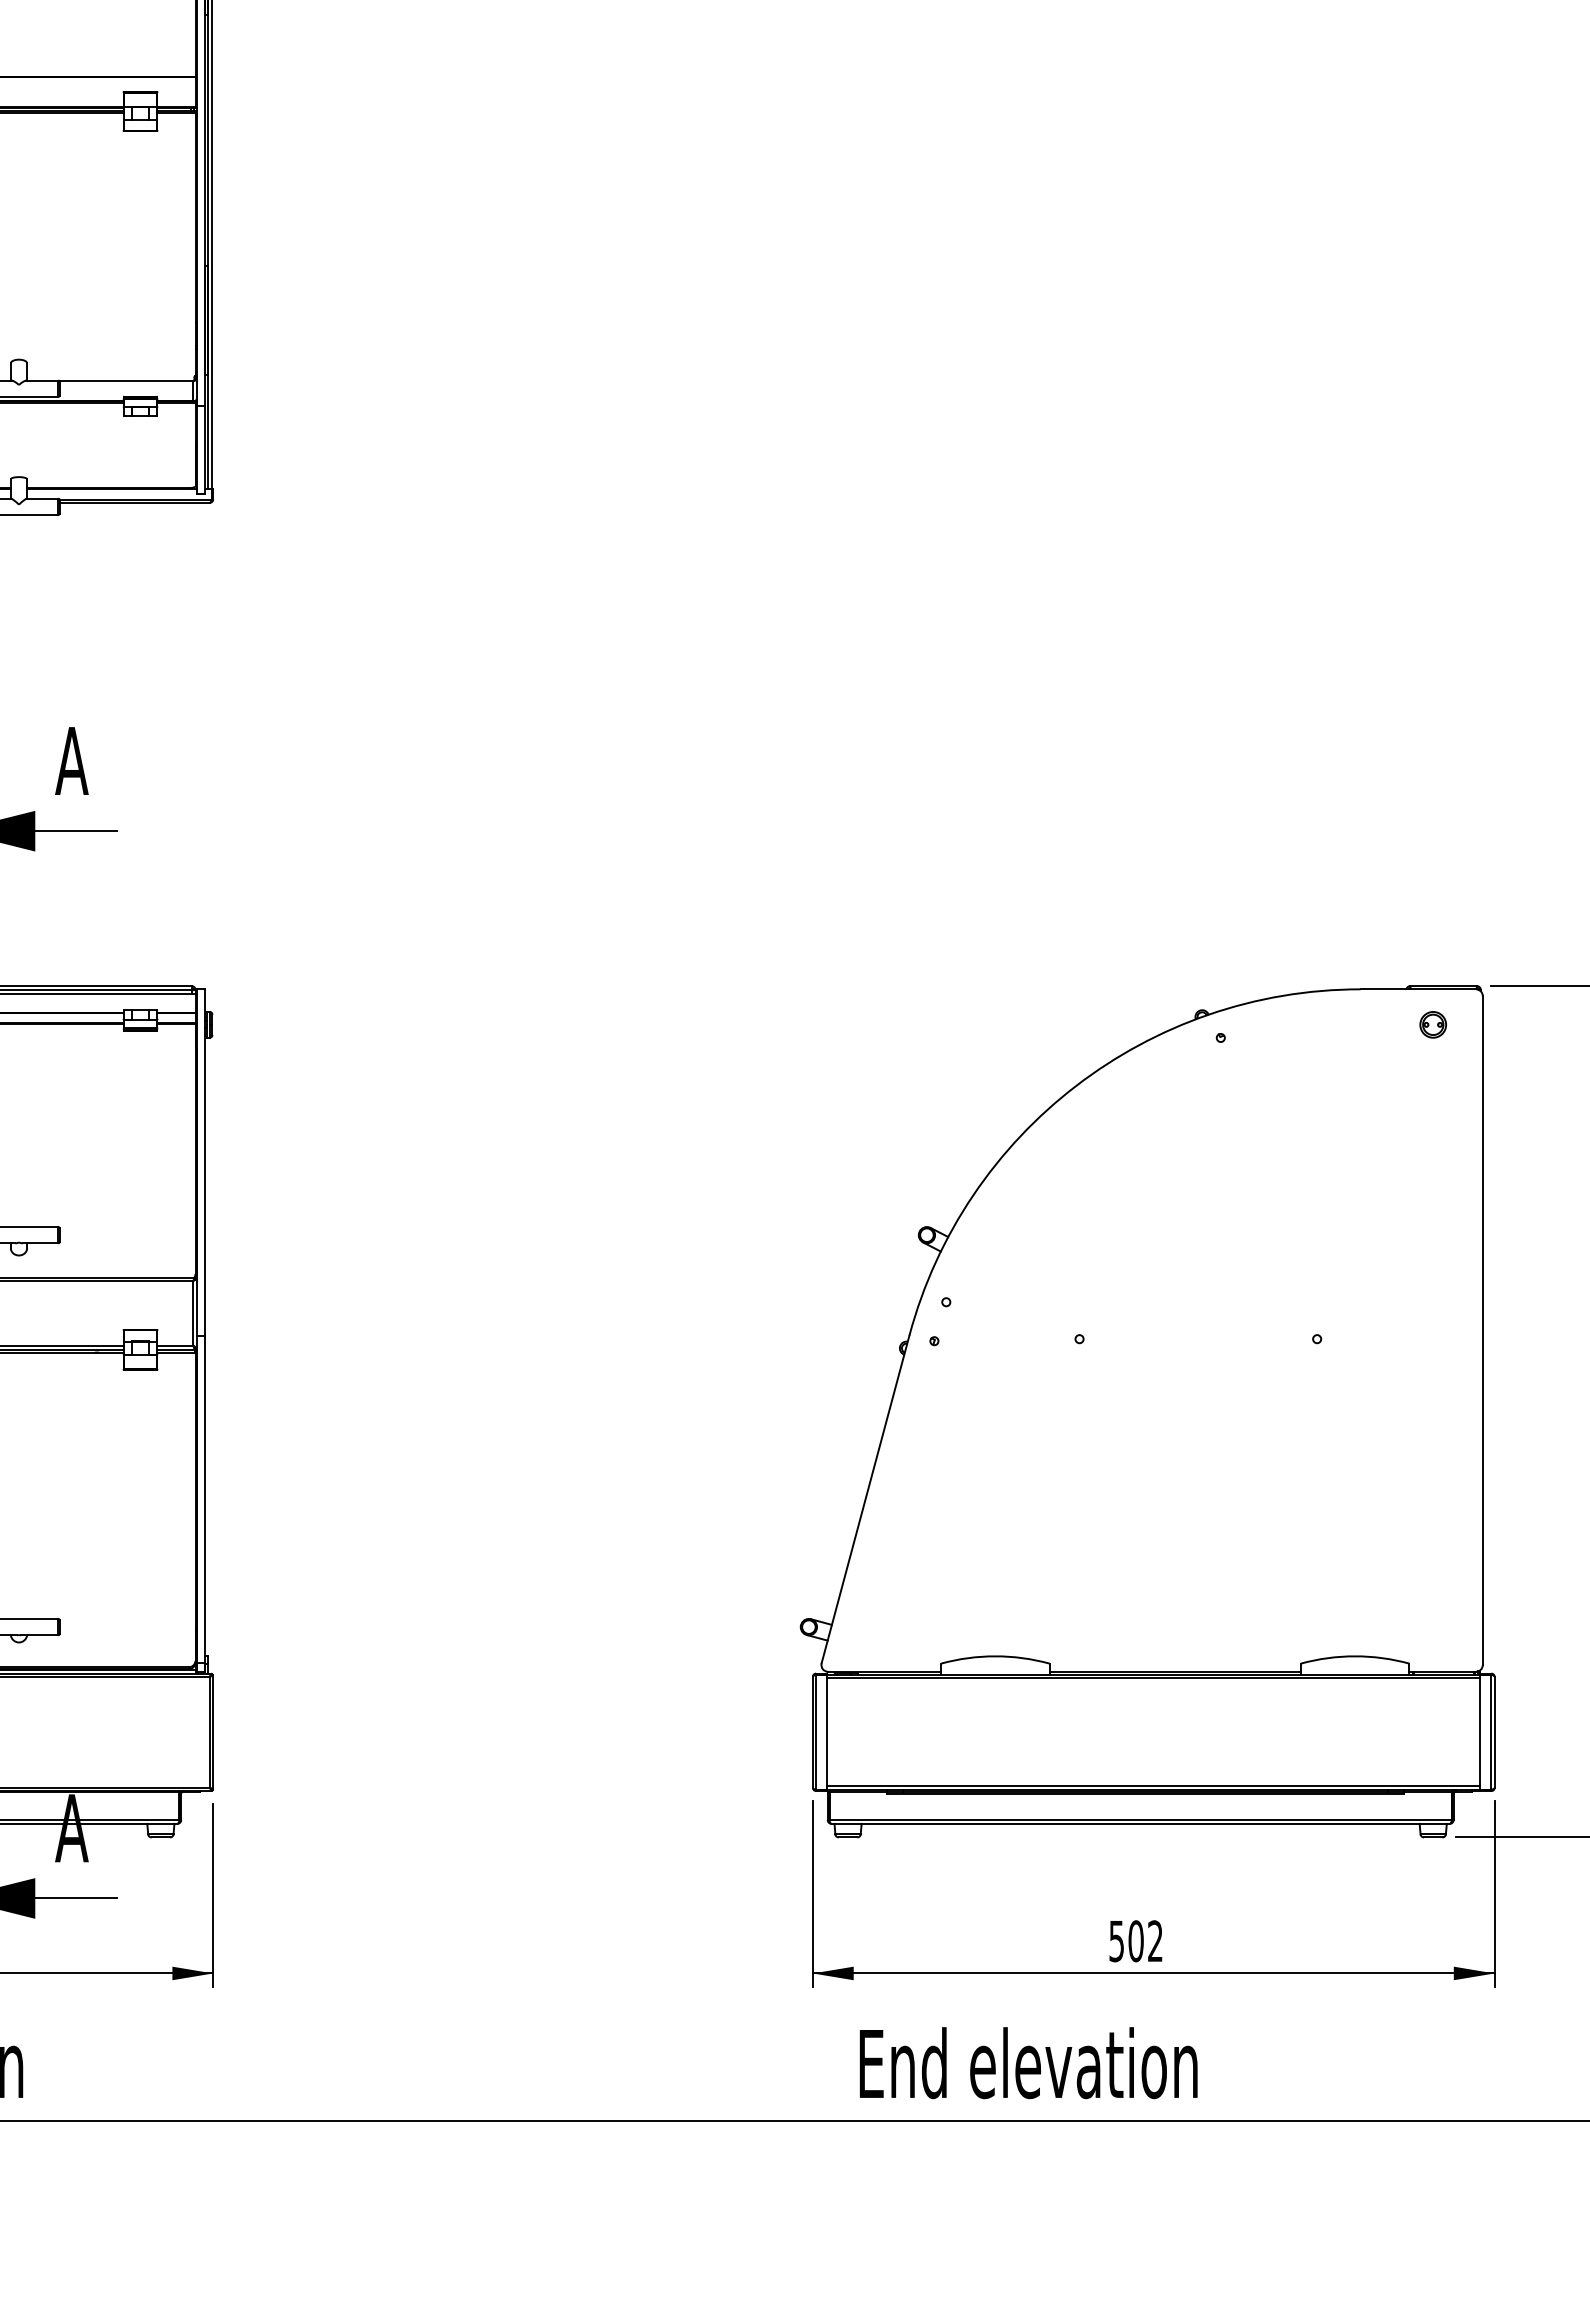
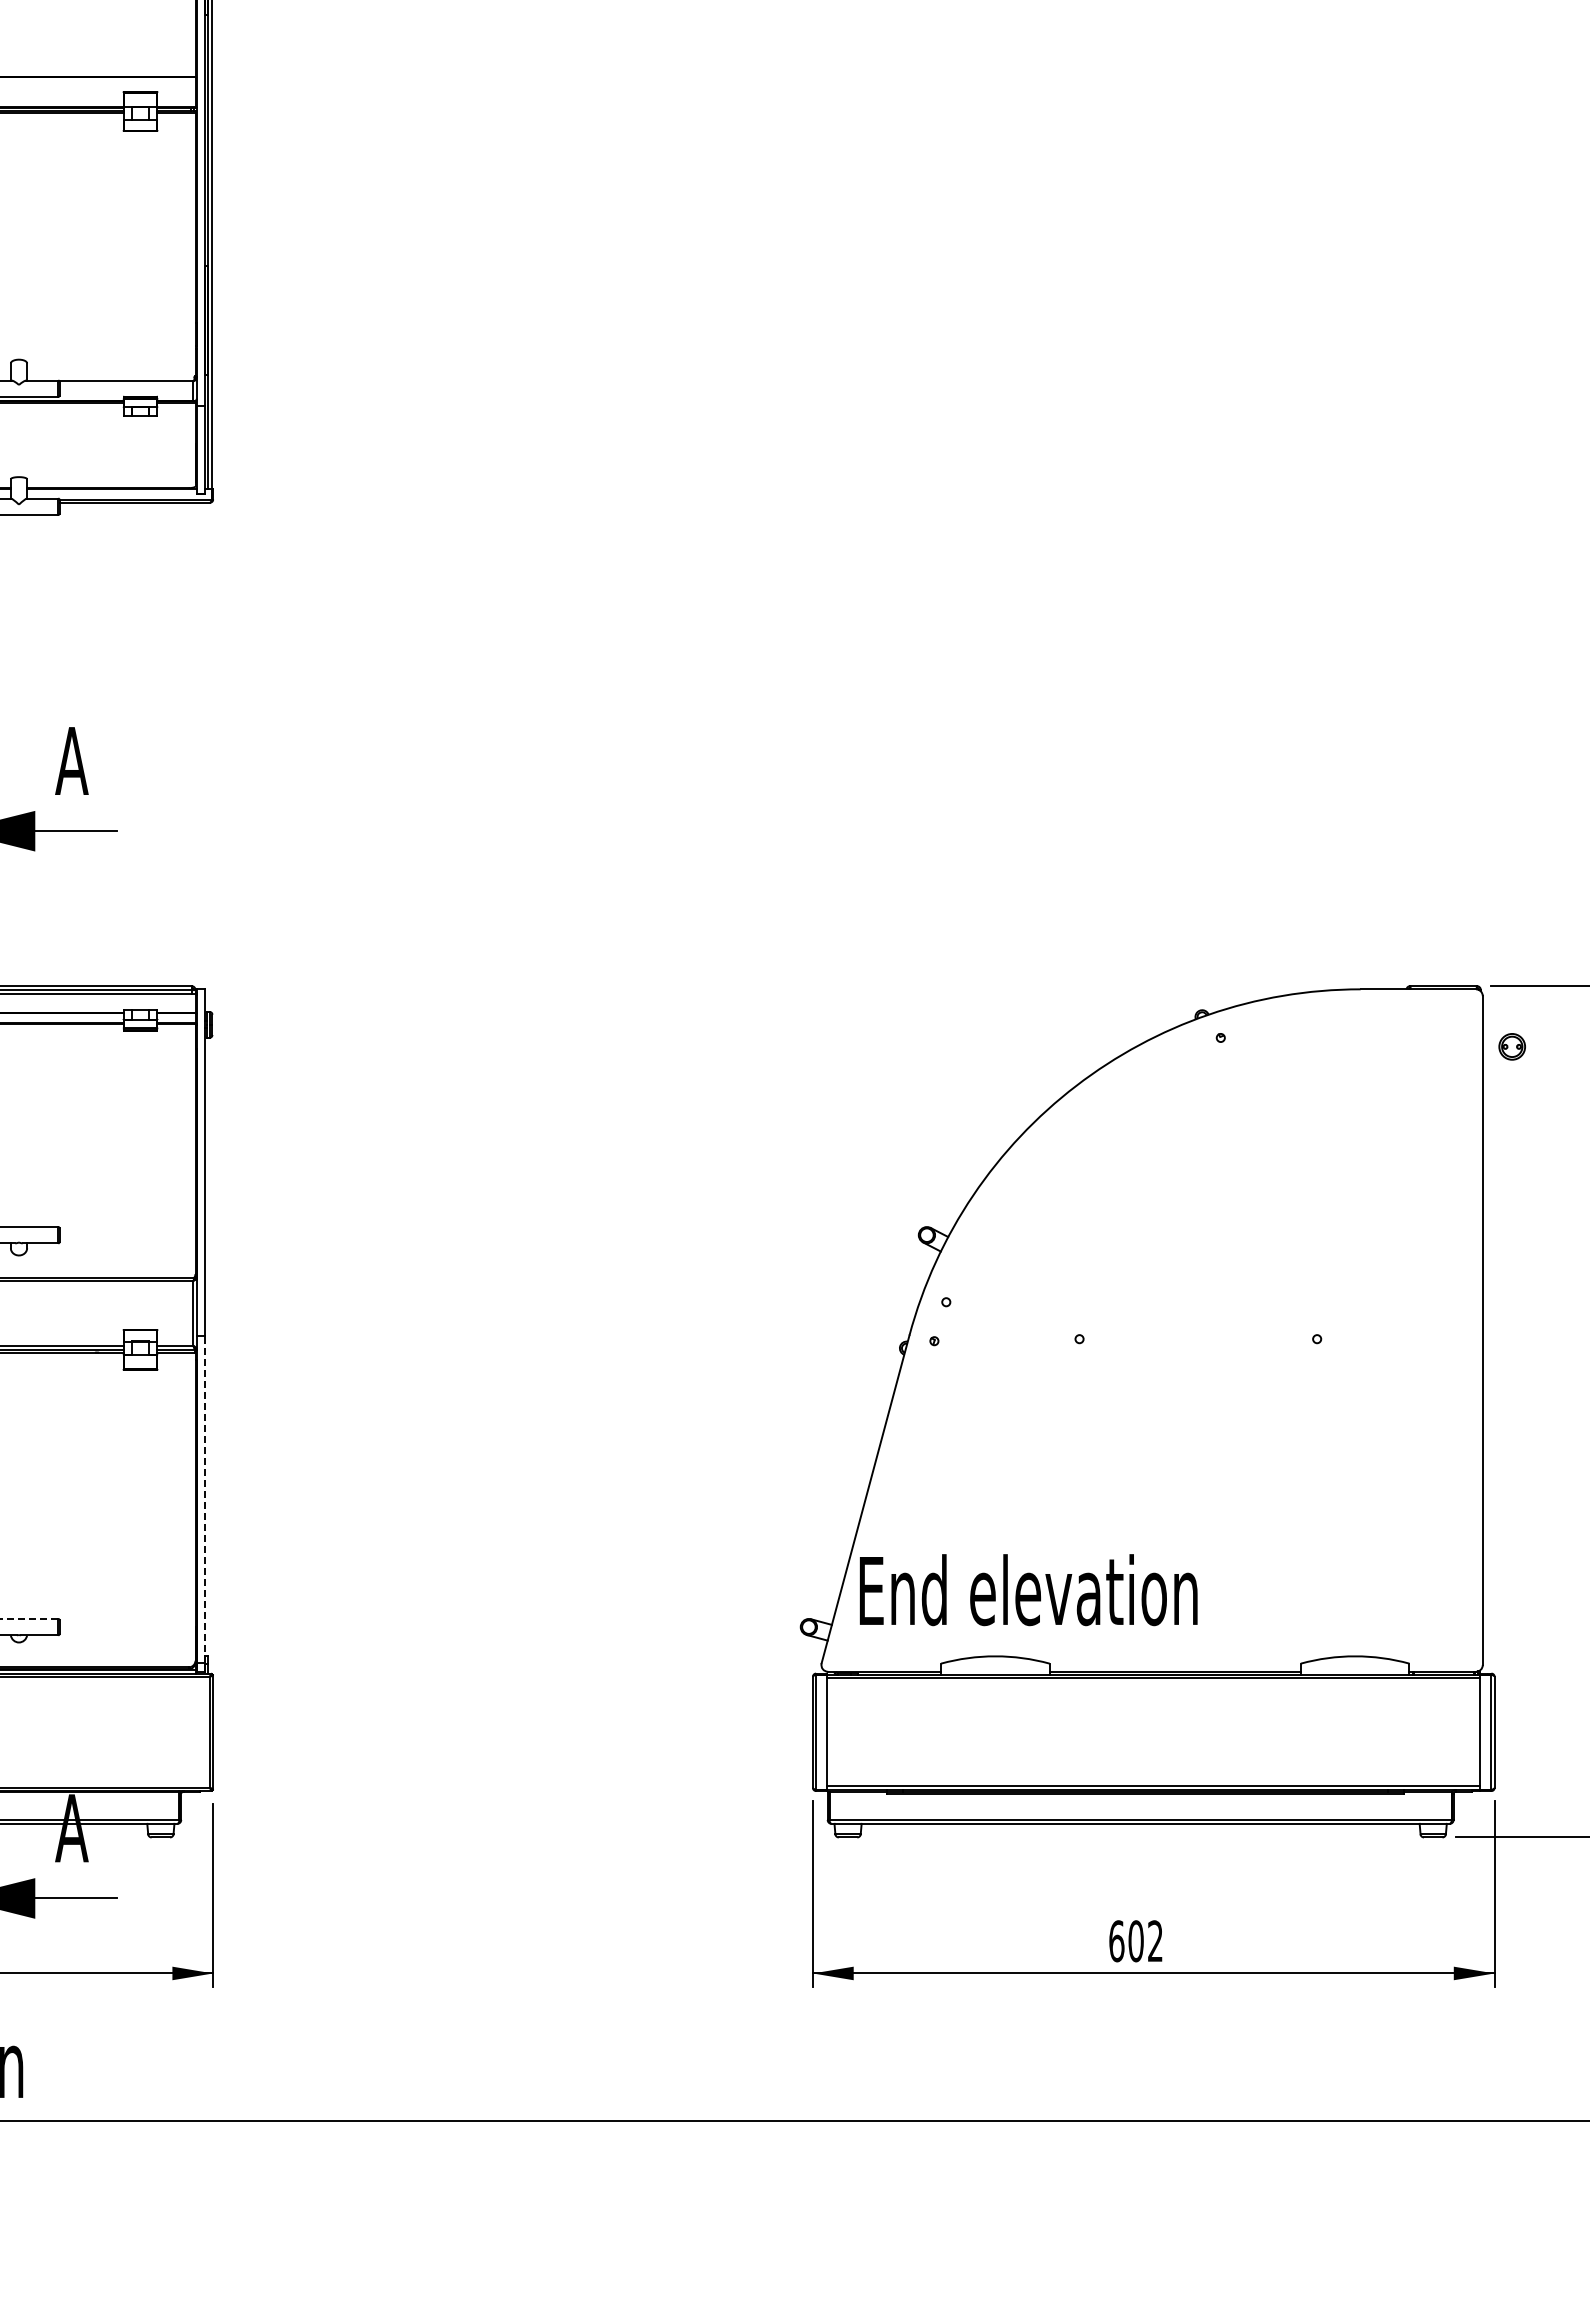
part position: (1432, 1024) -> (1511, 1046) (1511, 1046)
line: solid -> dashed (205, 1499)
line: solid -> dashed (29, 1618)
text: 502 -> 602 (1116, 1941)
text position: (1028, 2063) -> (1028, 1590) (1028, 1590)
